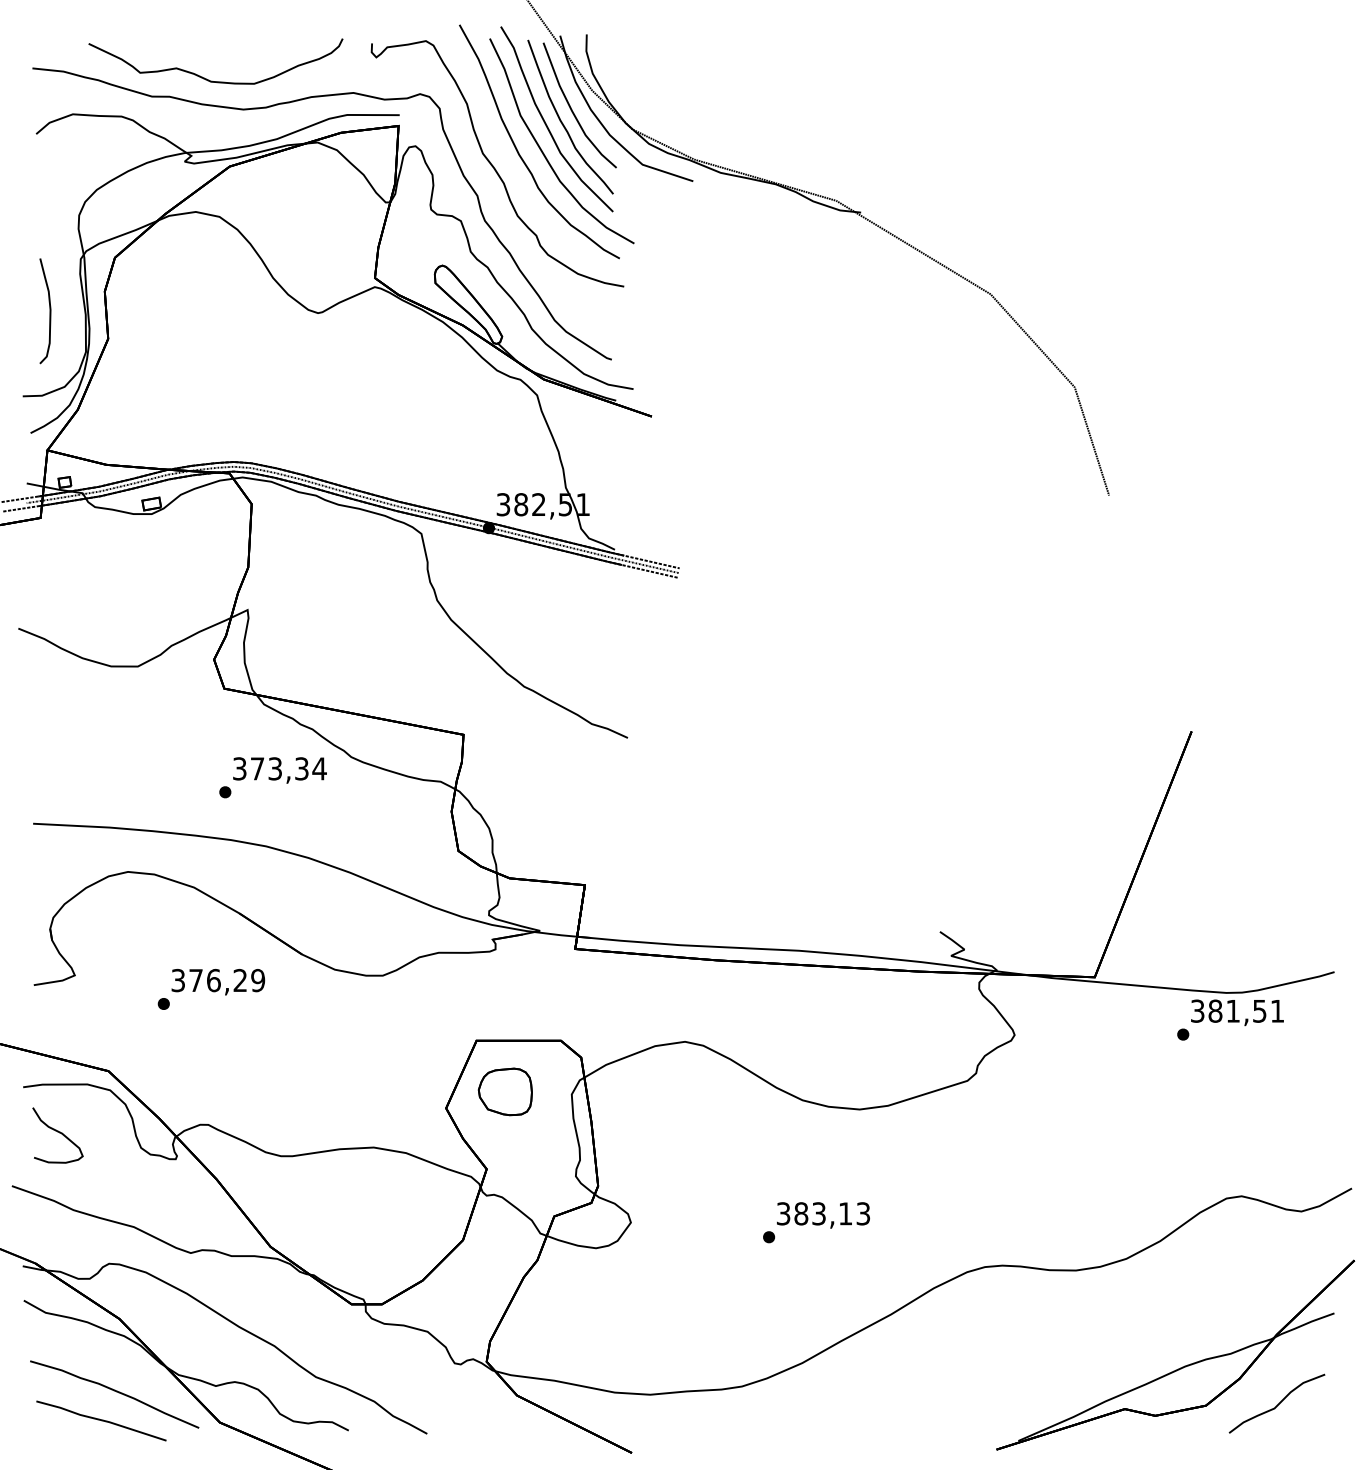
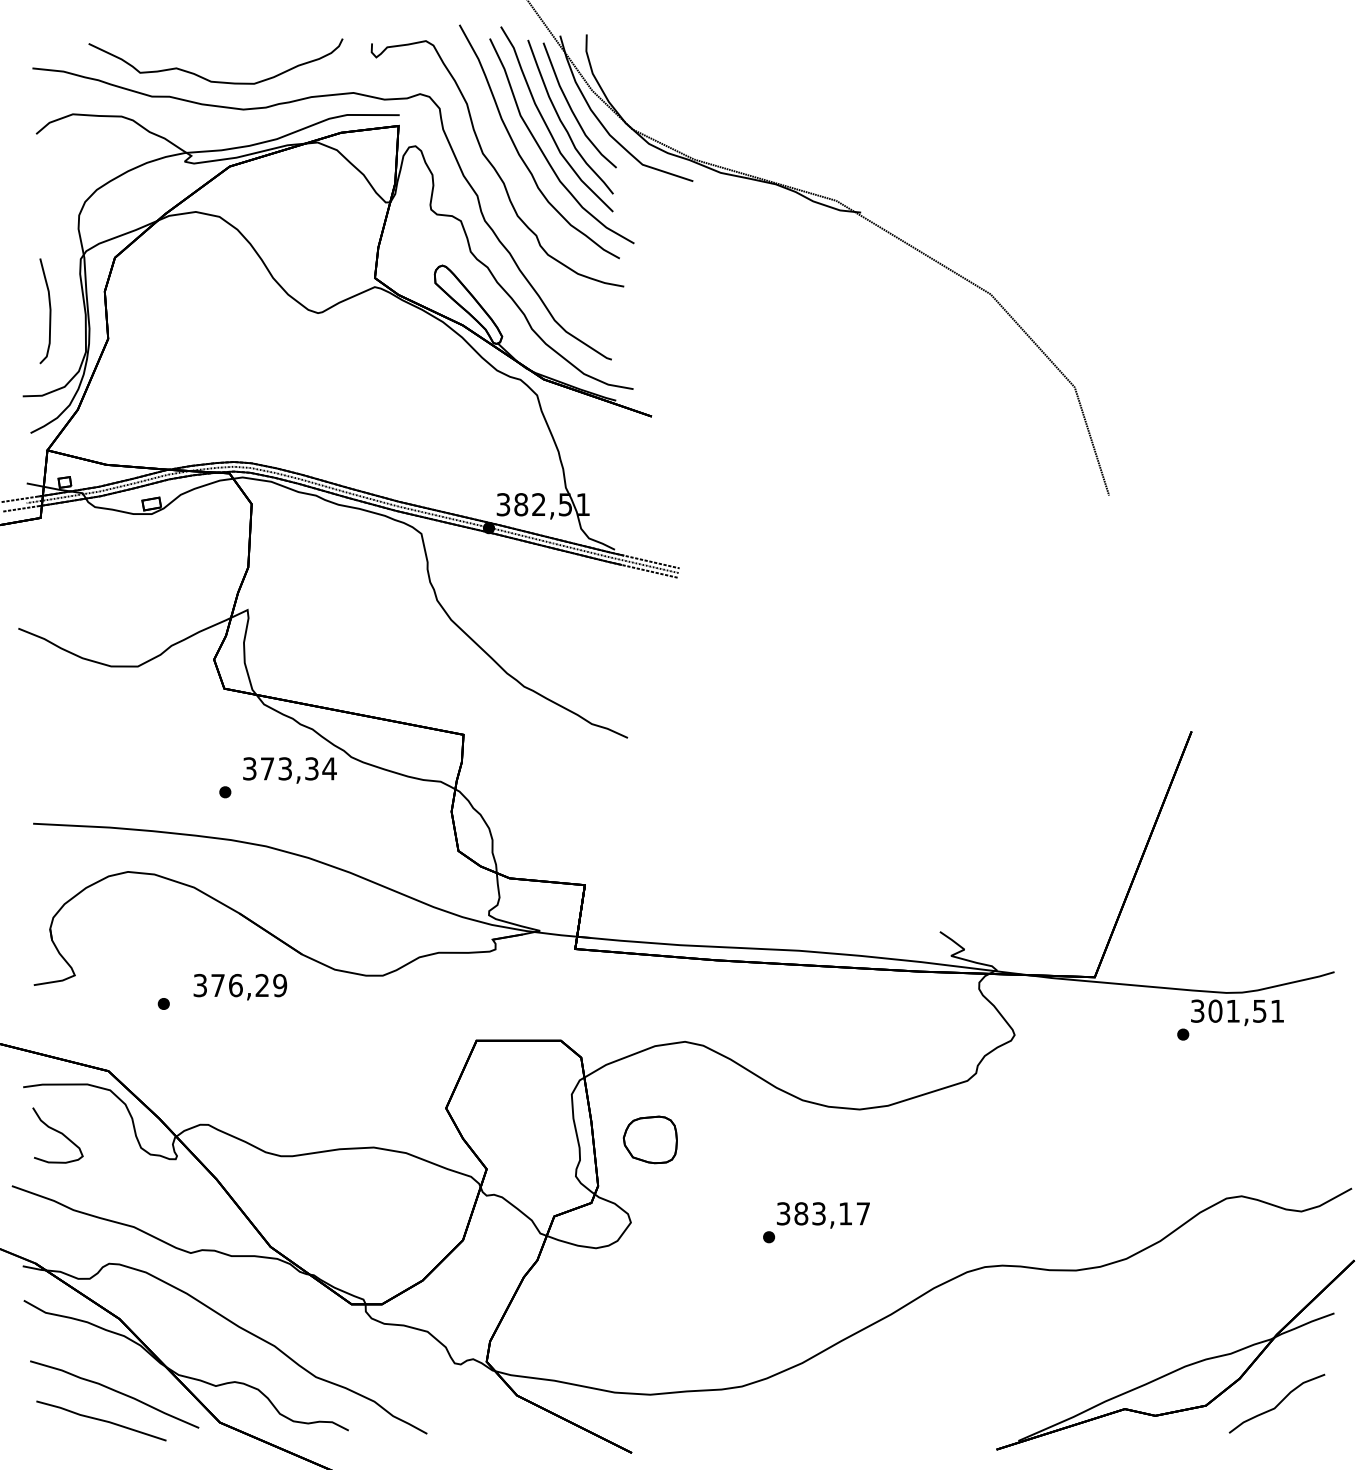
text position: (279, 770) -> (289, 770) (289, 770)
text position: (218, 982) -> (240, 987) (240, 987)
text: 381,51 -> 301,51 (1215, 1011)
part position: (504, 1091) -> (649, 1139) (649, 1139)
text: 383,13 -> 383,17 (863, 1213)
